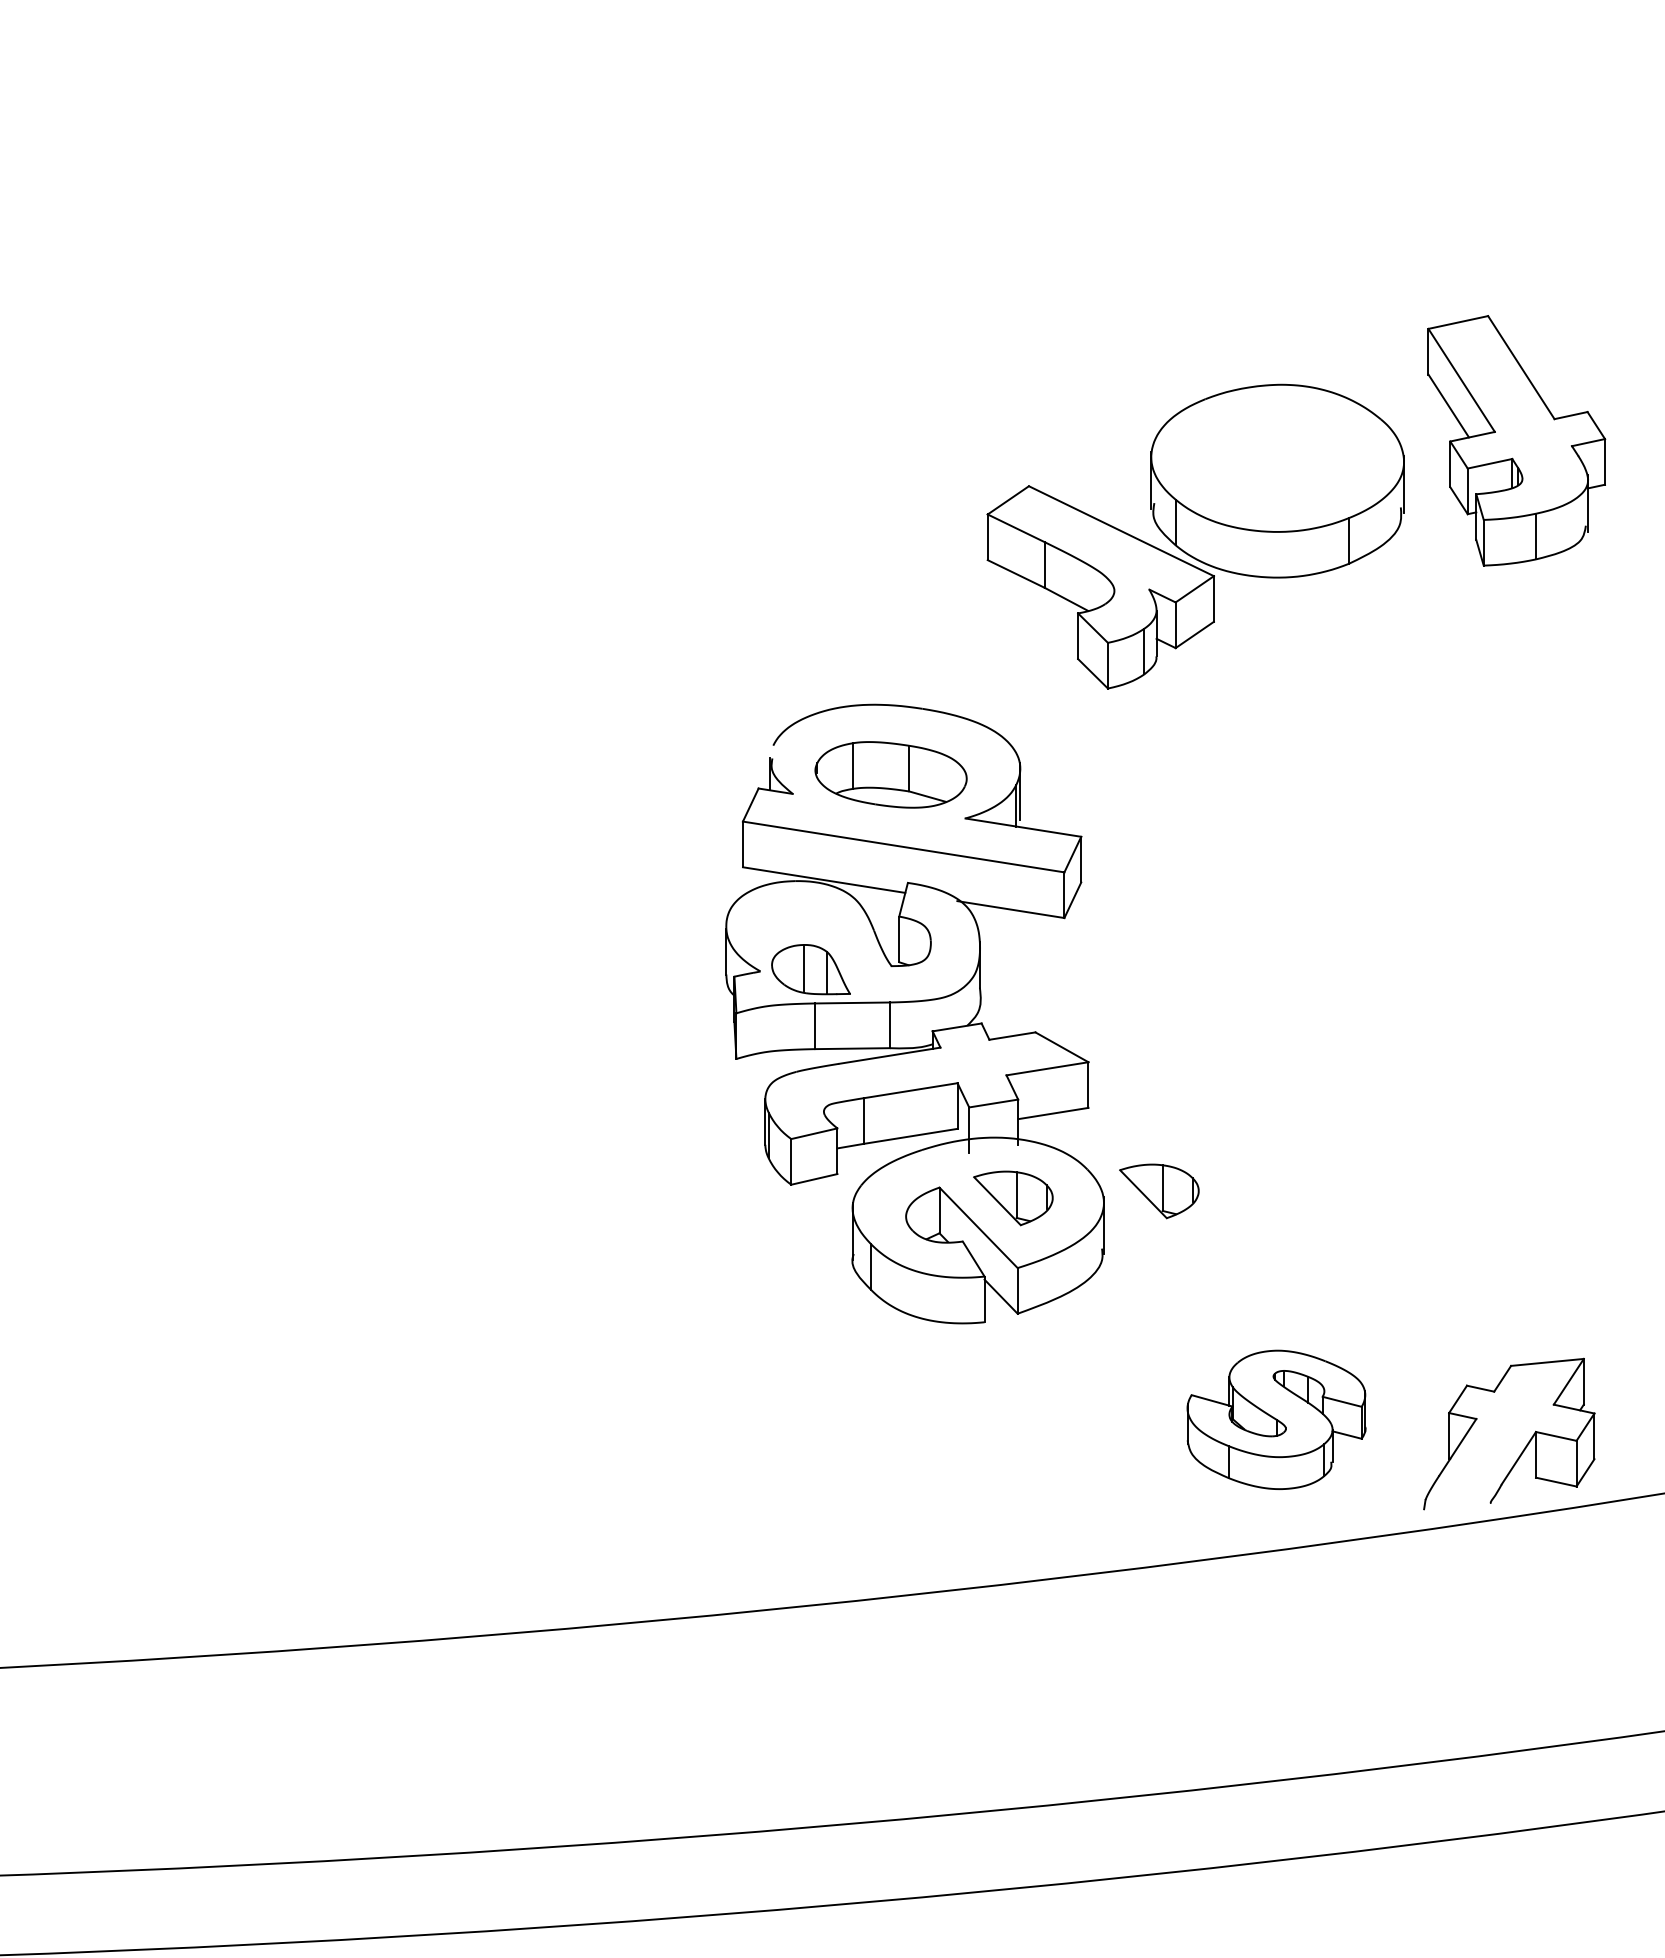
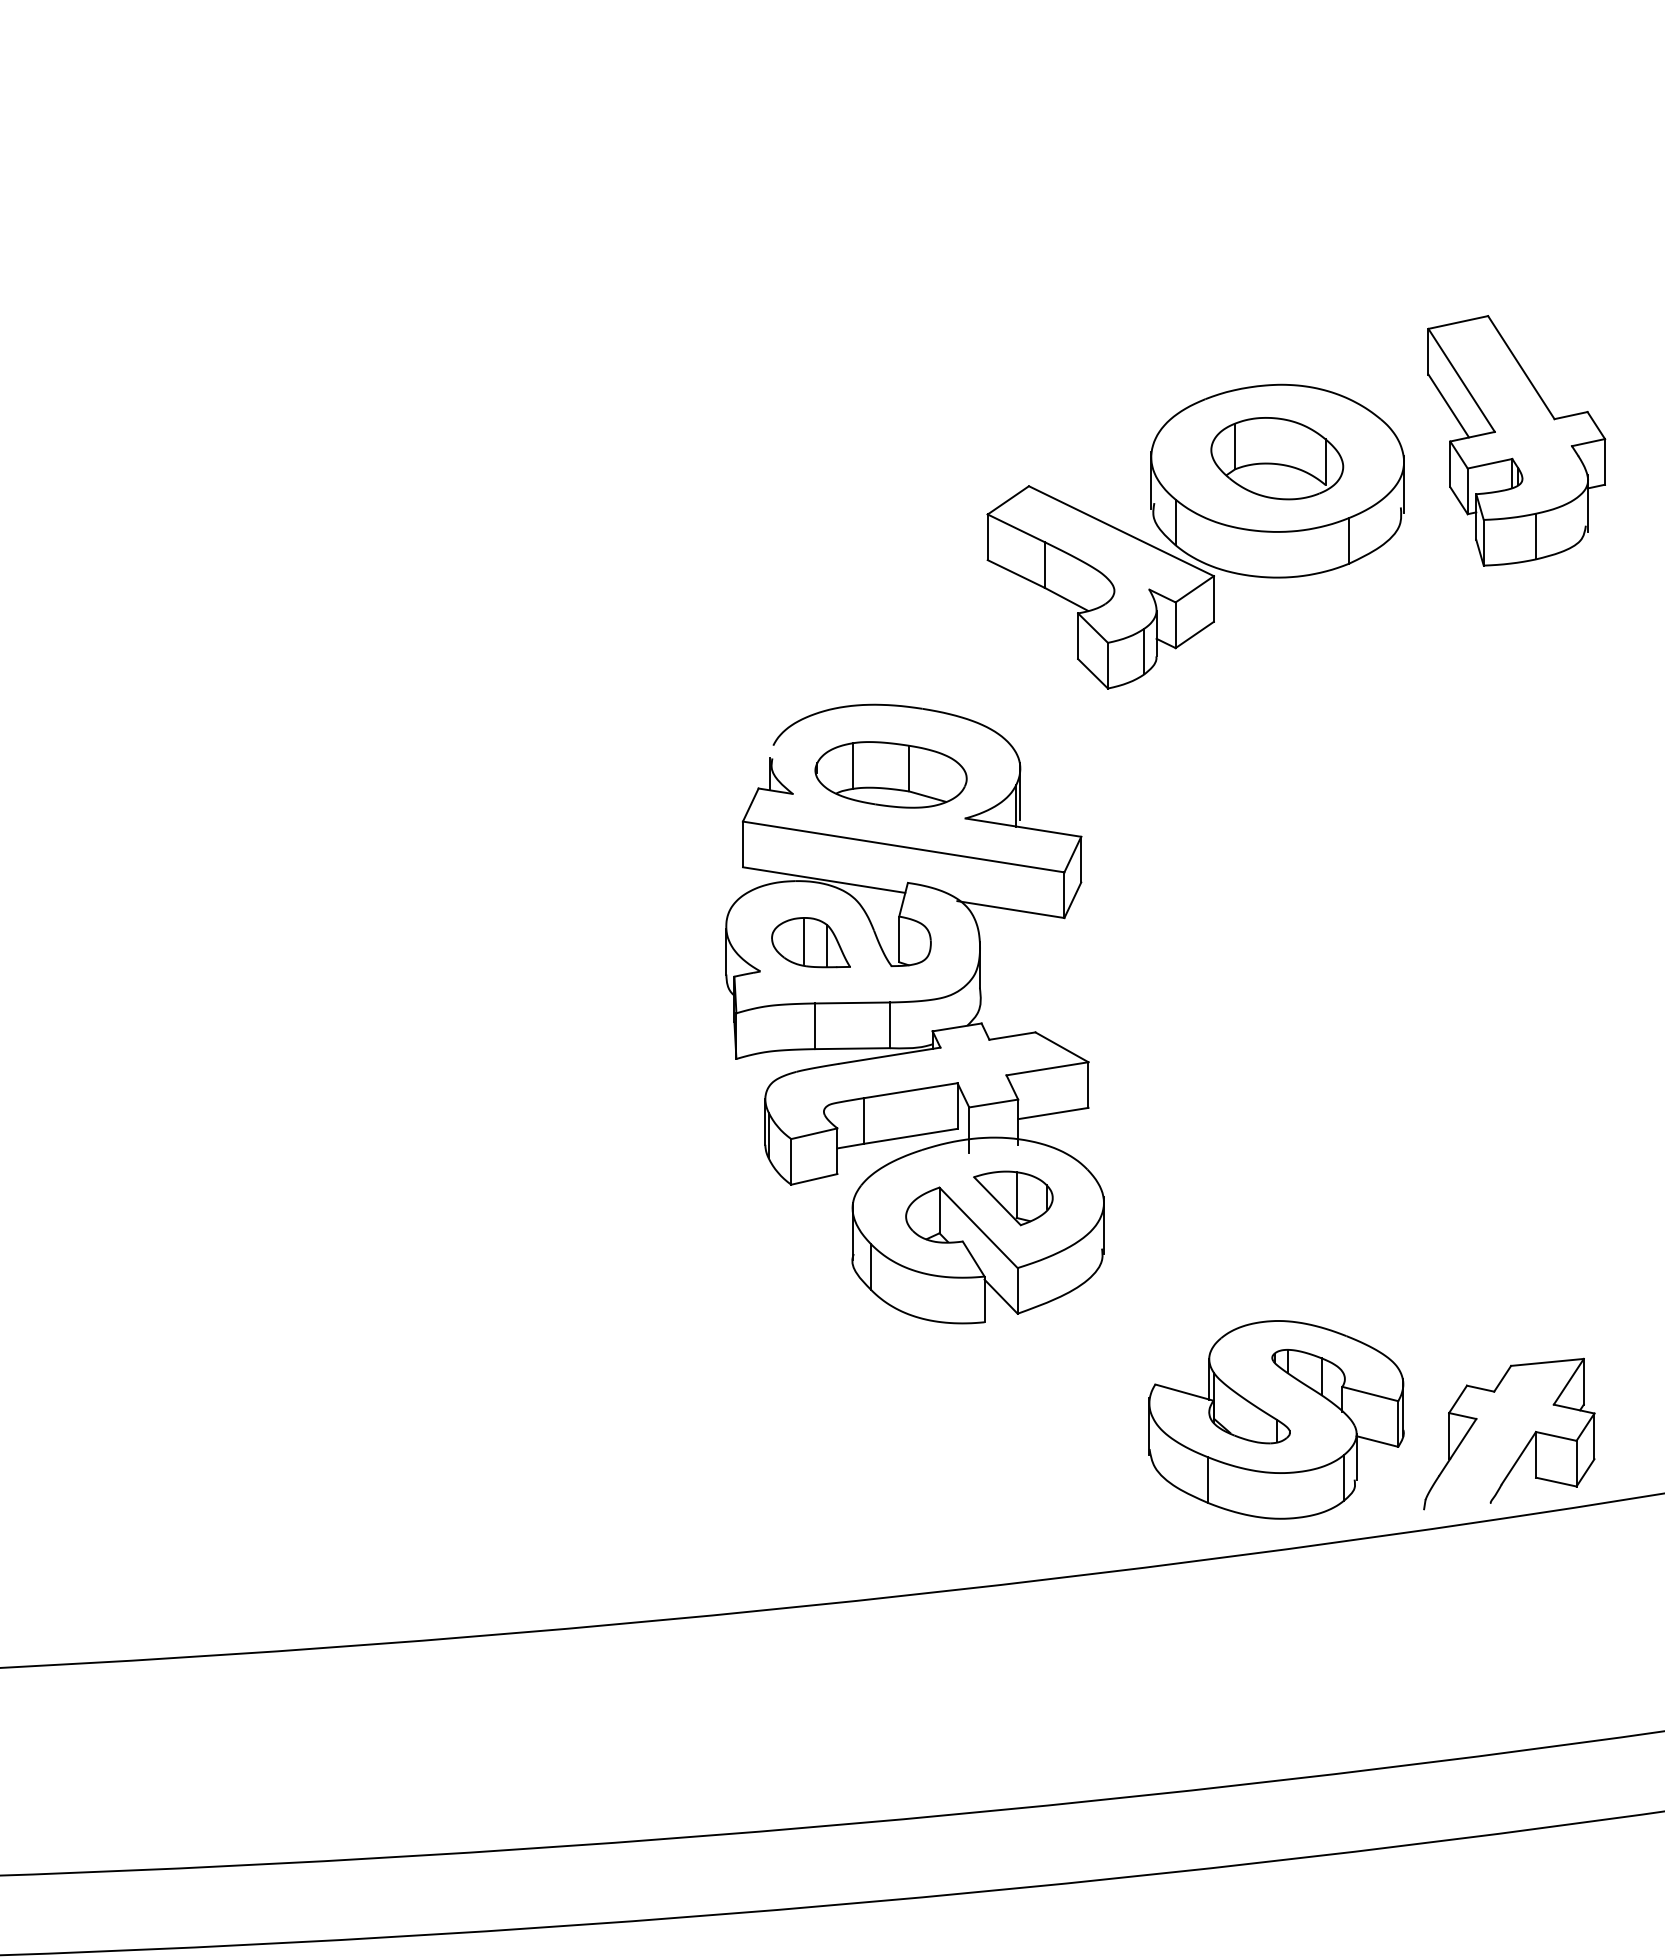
part: none -> present (1277, 458)
part position: (810, 969) -> (810, 942) (810, 942)
part: present -> none (1159, 1191)
part size: 181x141 px -> 257x200 px (1276, 1419)
